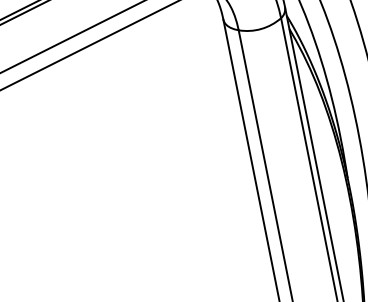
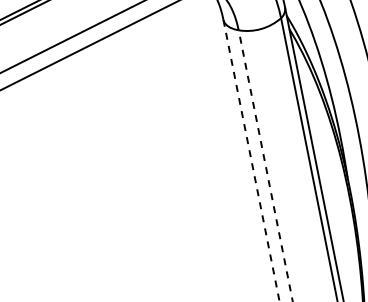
line: solid -> dashed (251, 160)
line: solid -> dashed (265, 165)
